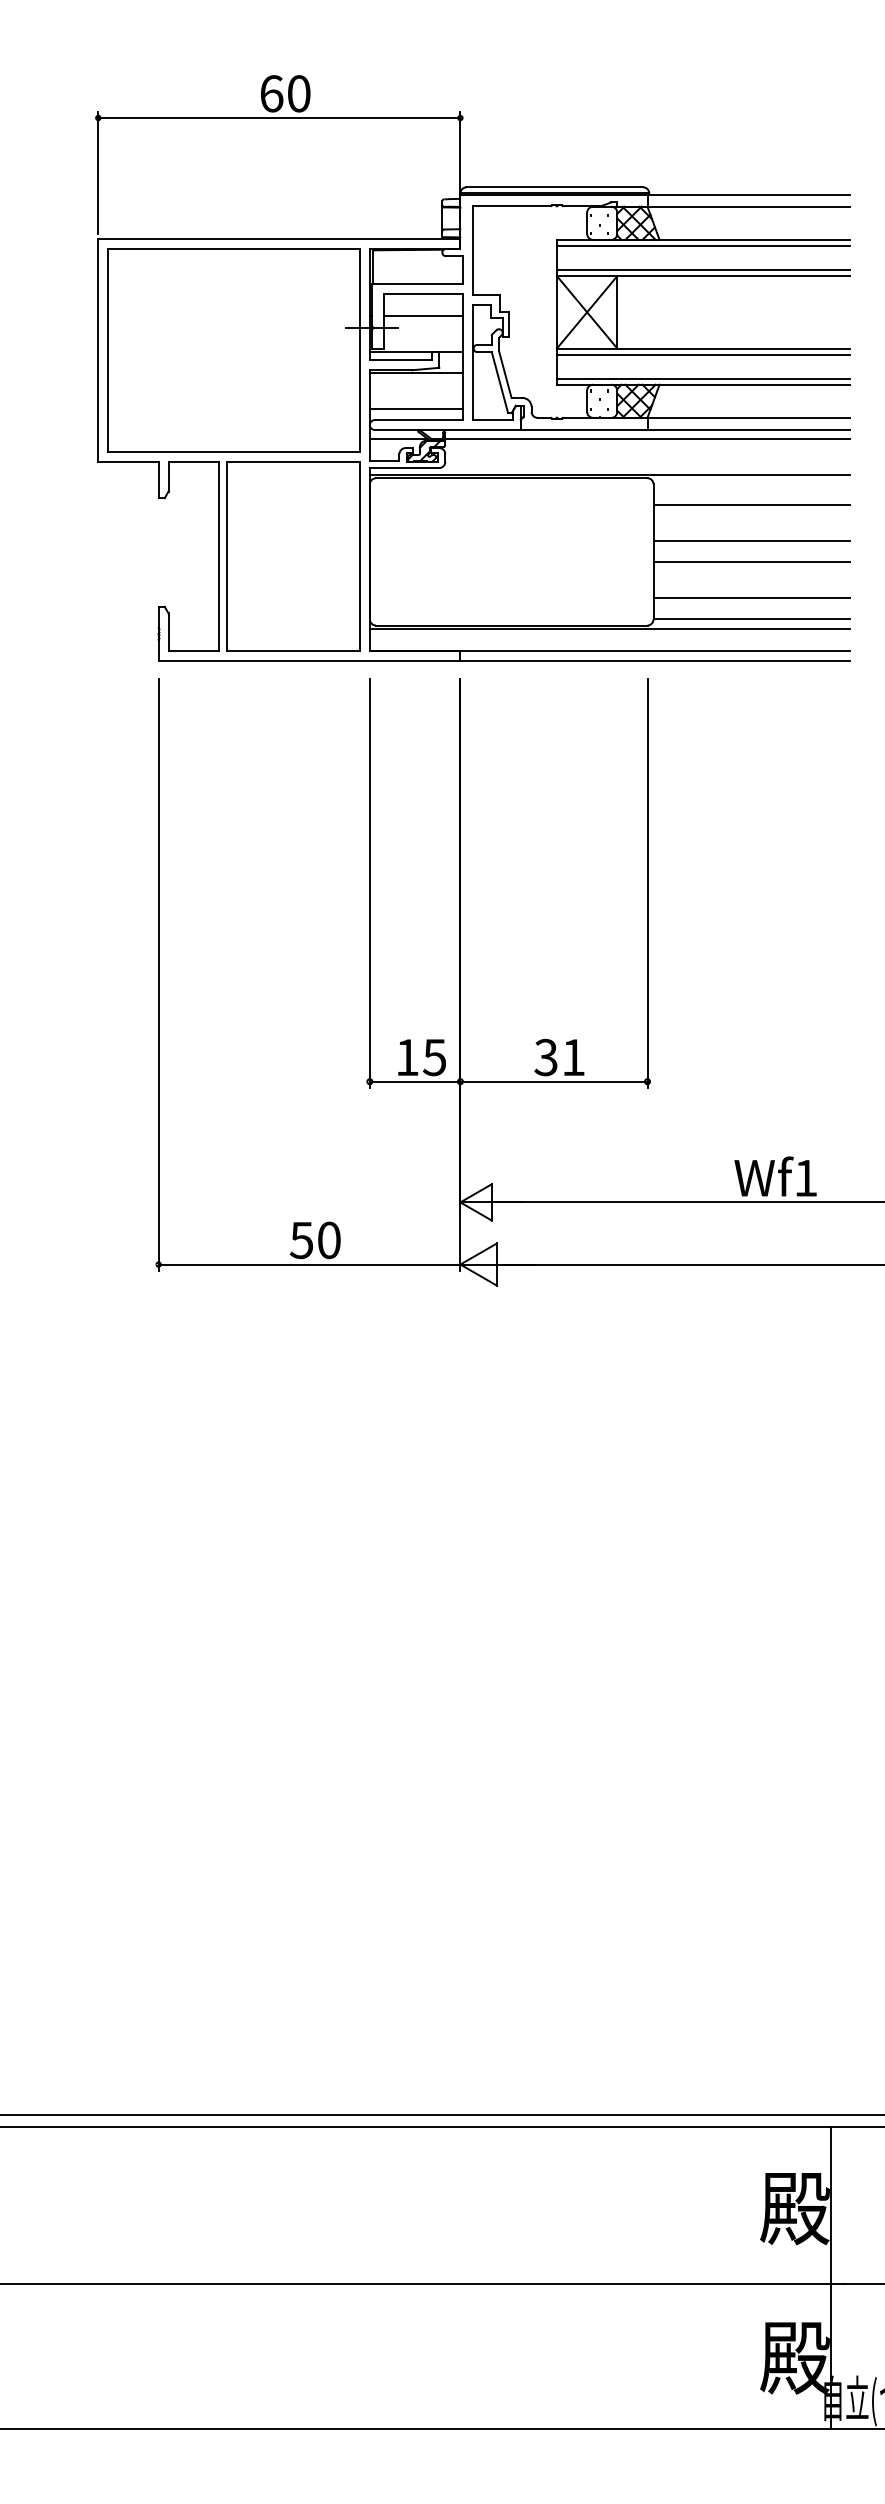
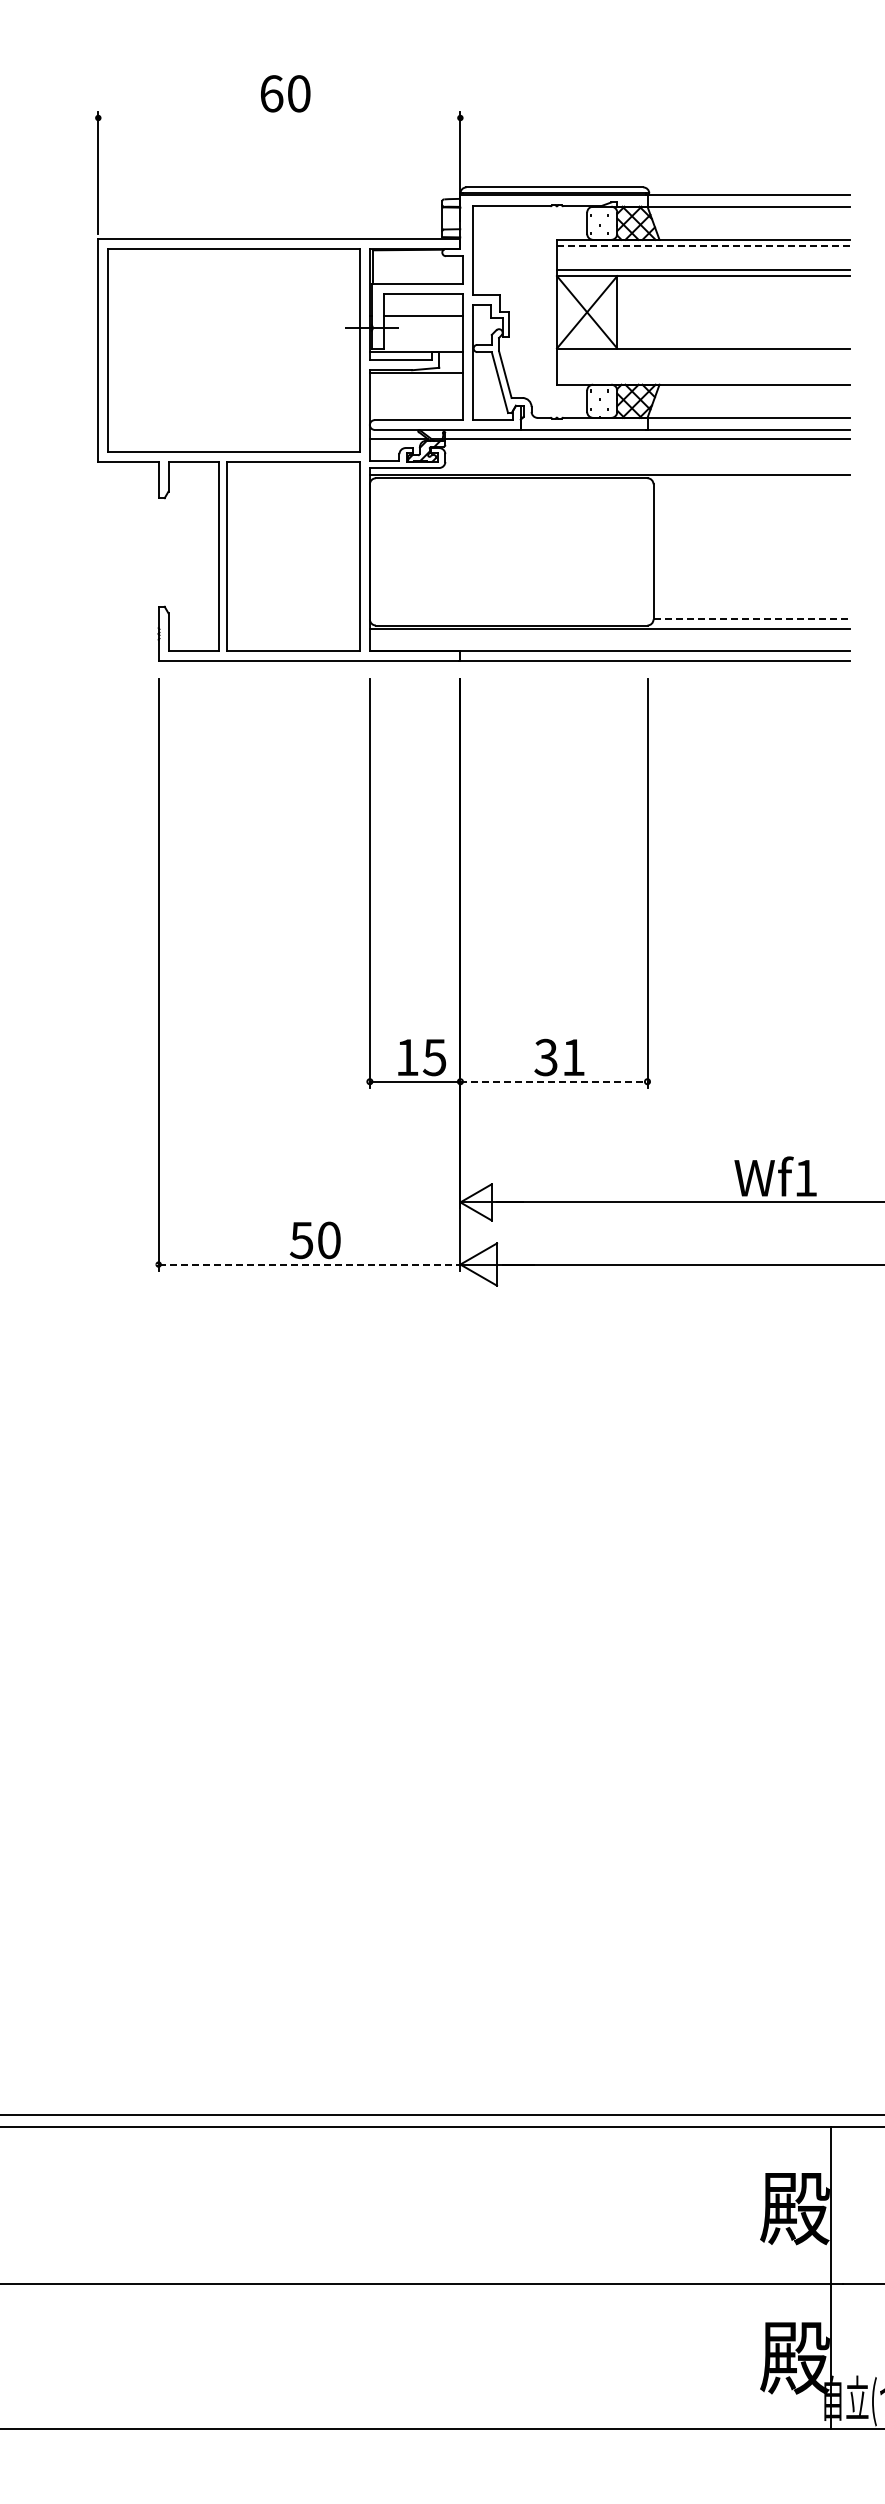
line: present -> none (279, 118)
line: solid -> dashed (703, 245)
line: present -> none (703, 354)
line: present -> none (703, 378)
line: present -> none (415, 408)
line: present -> none (751, 505)
line: present -> none (751, 541)
line: present -> none (751, 562)
line: present -> none (751, 598)
line: solid -> dashed (752, 619)
line: solid -> dashed (553, 1081)
line: solid -> dashed (309, 1264)
